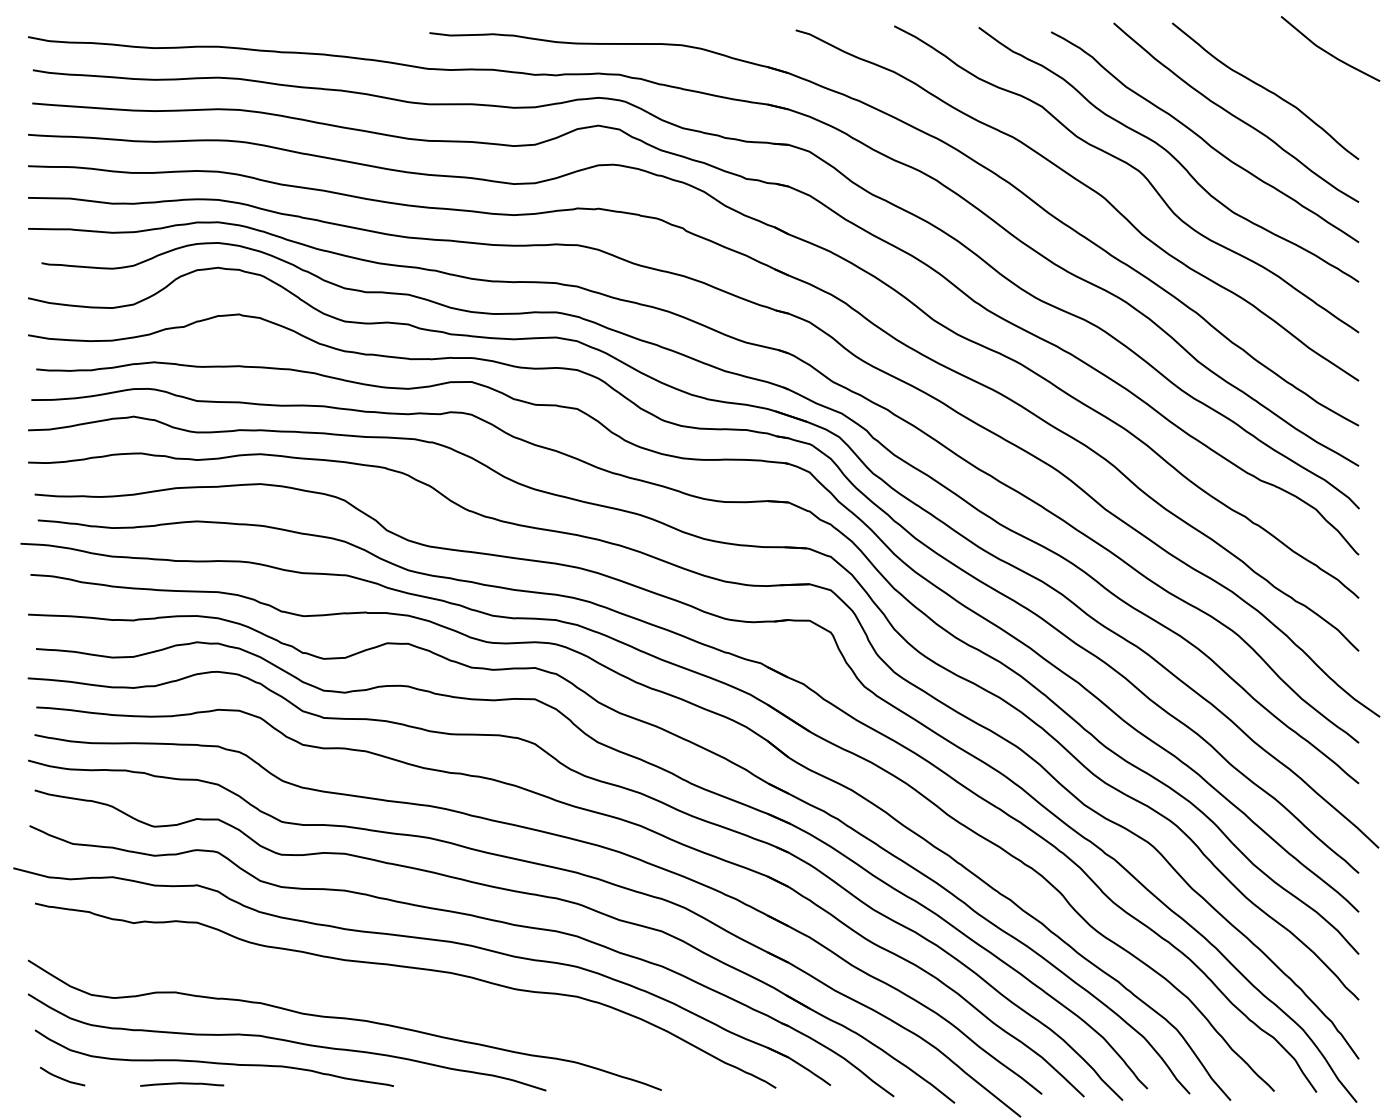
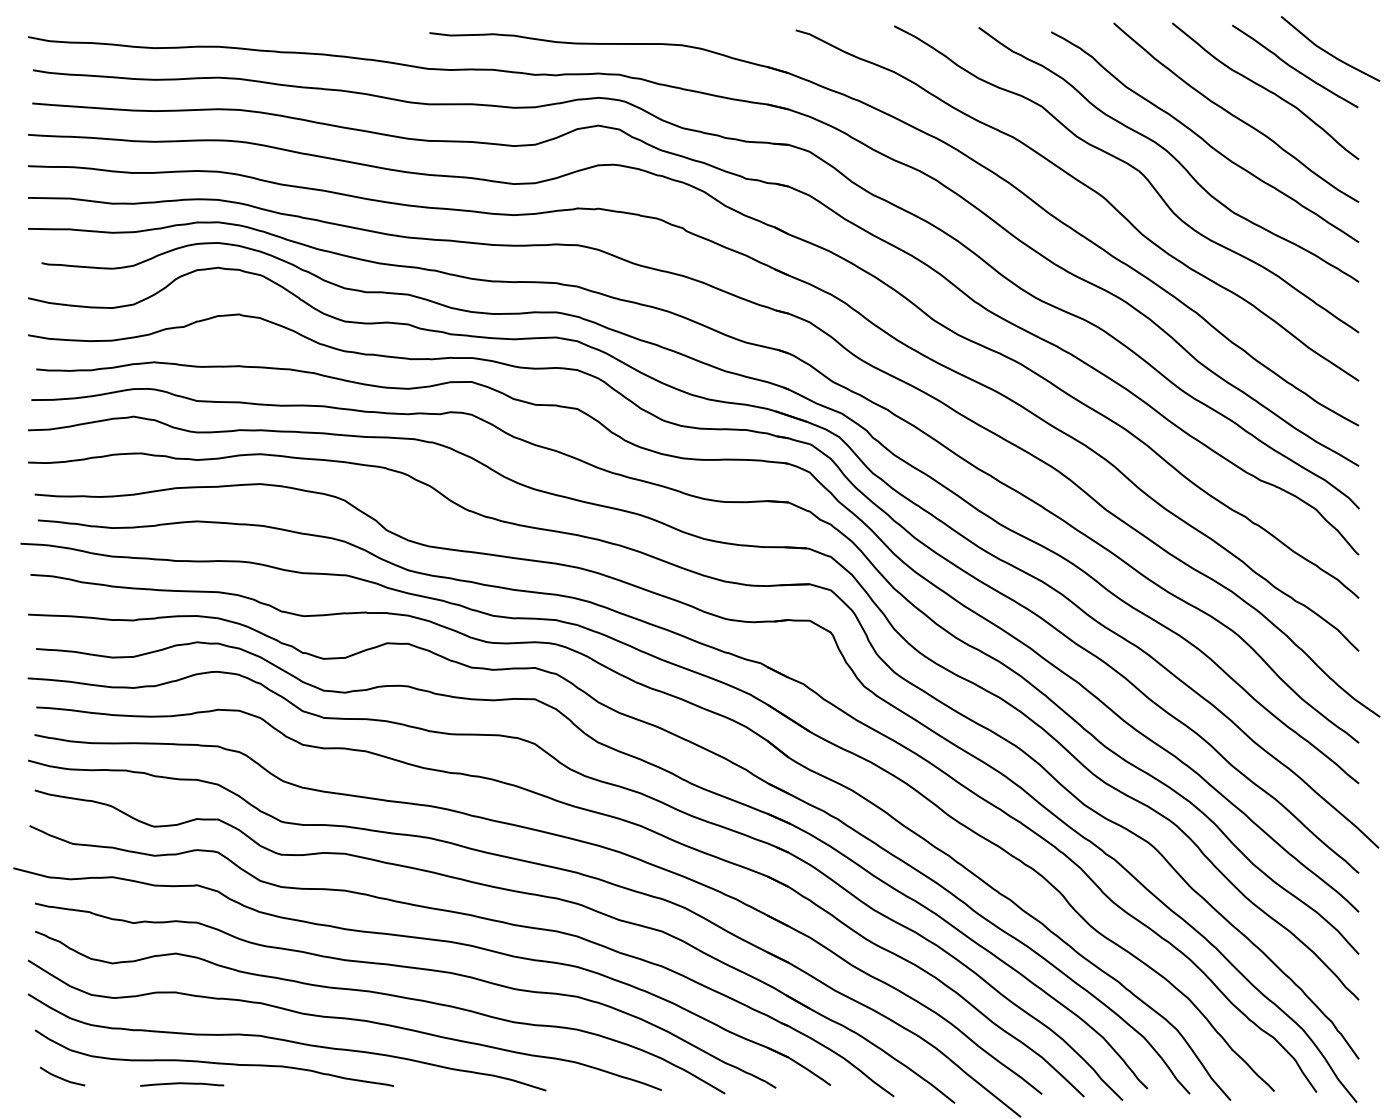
curve: none -> present (1294, 67)
curve: none -> present (385, 995)
